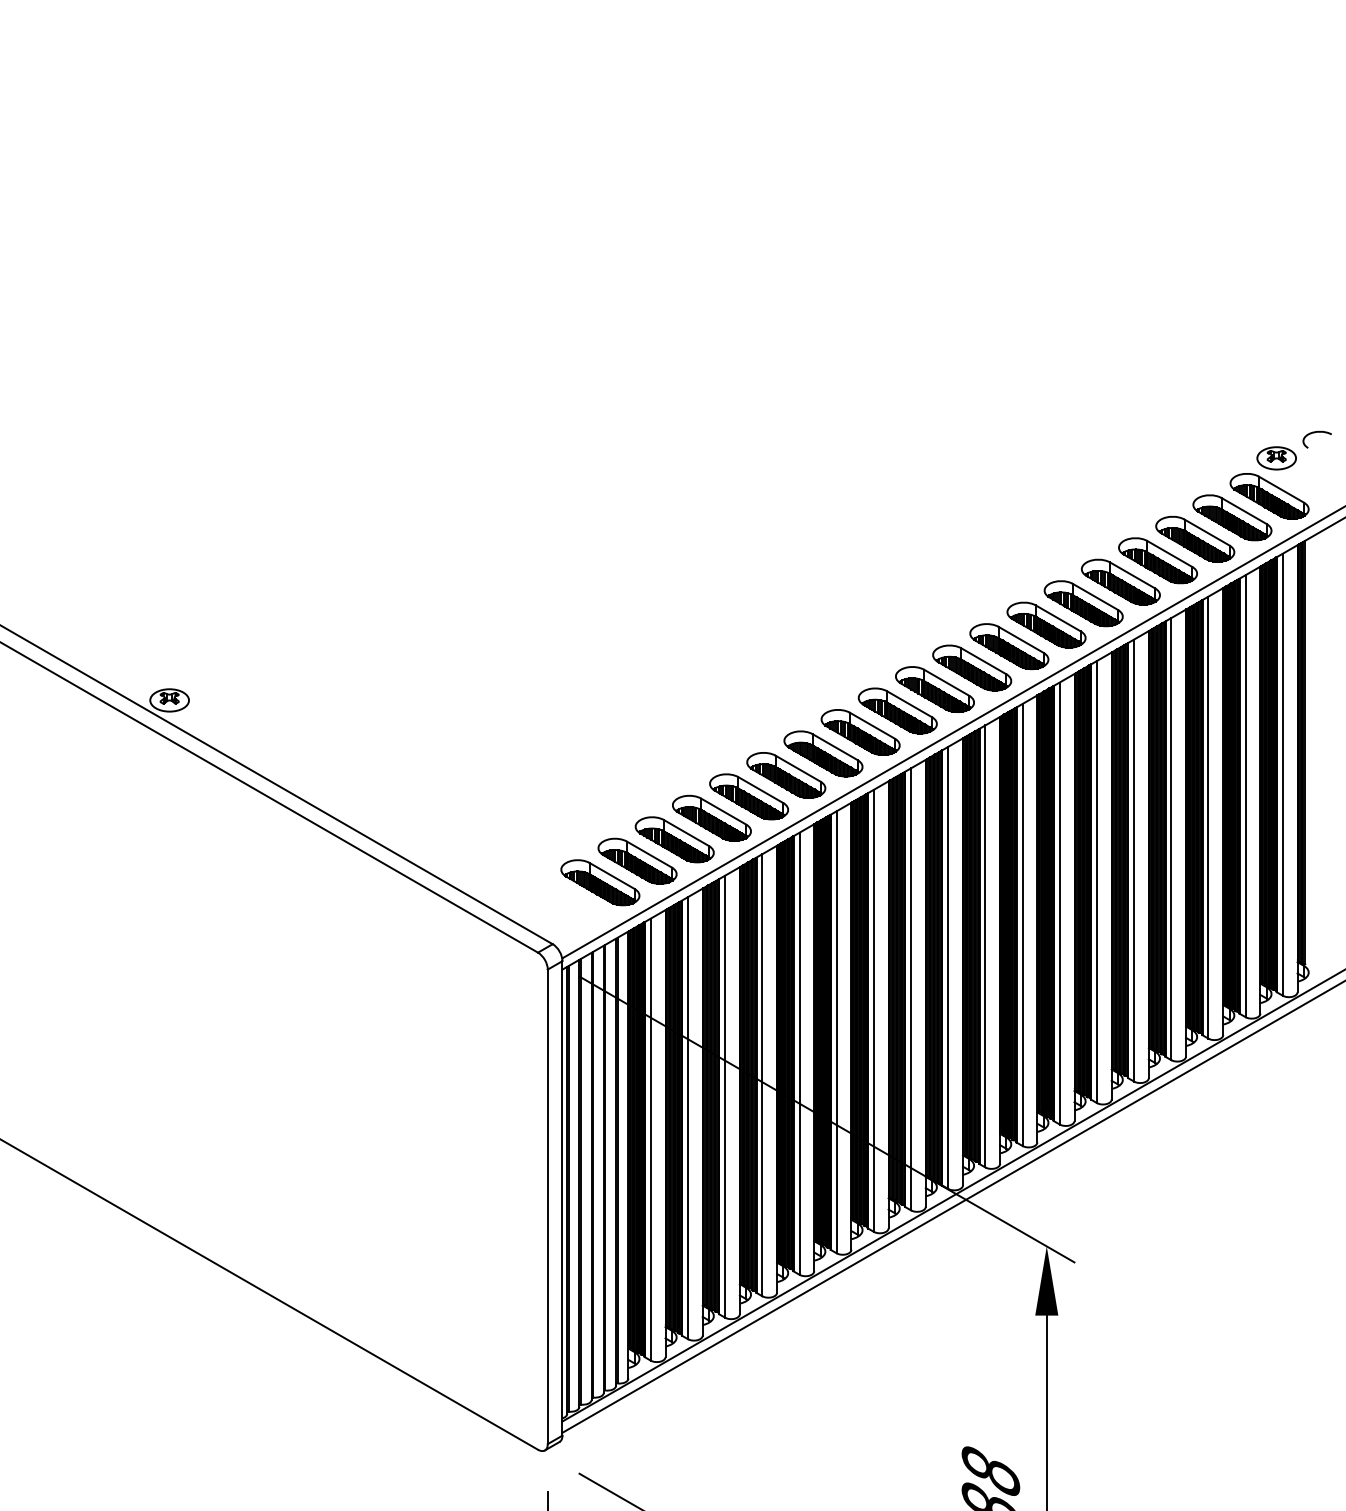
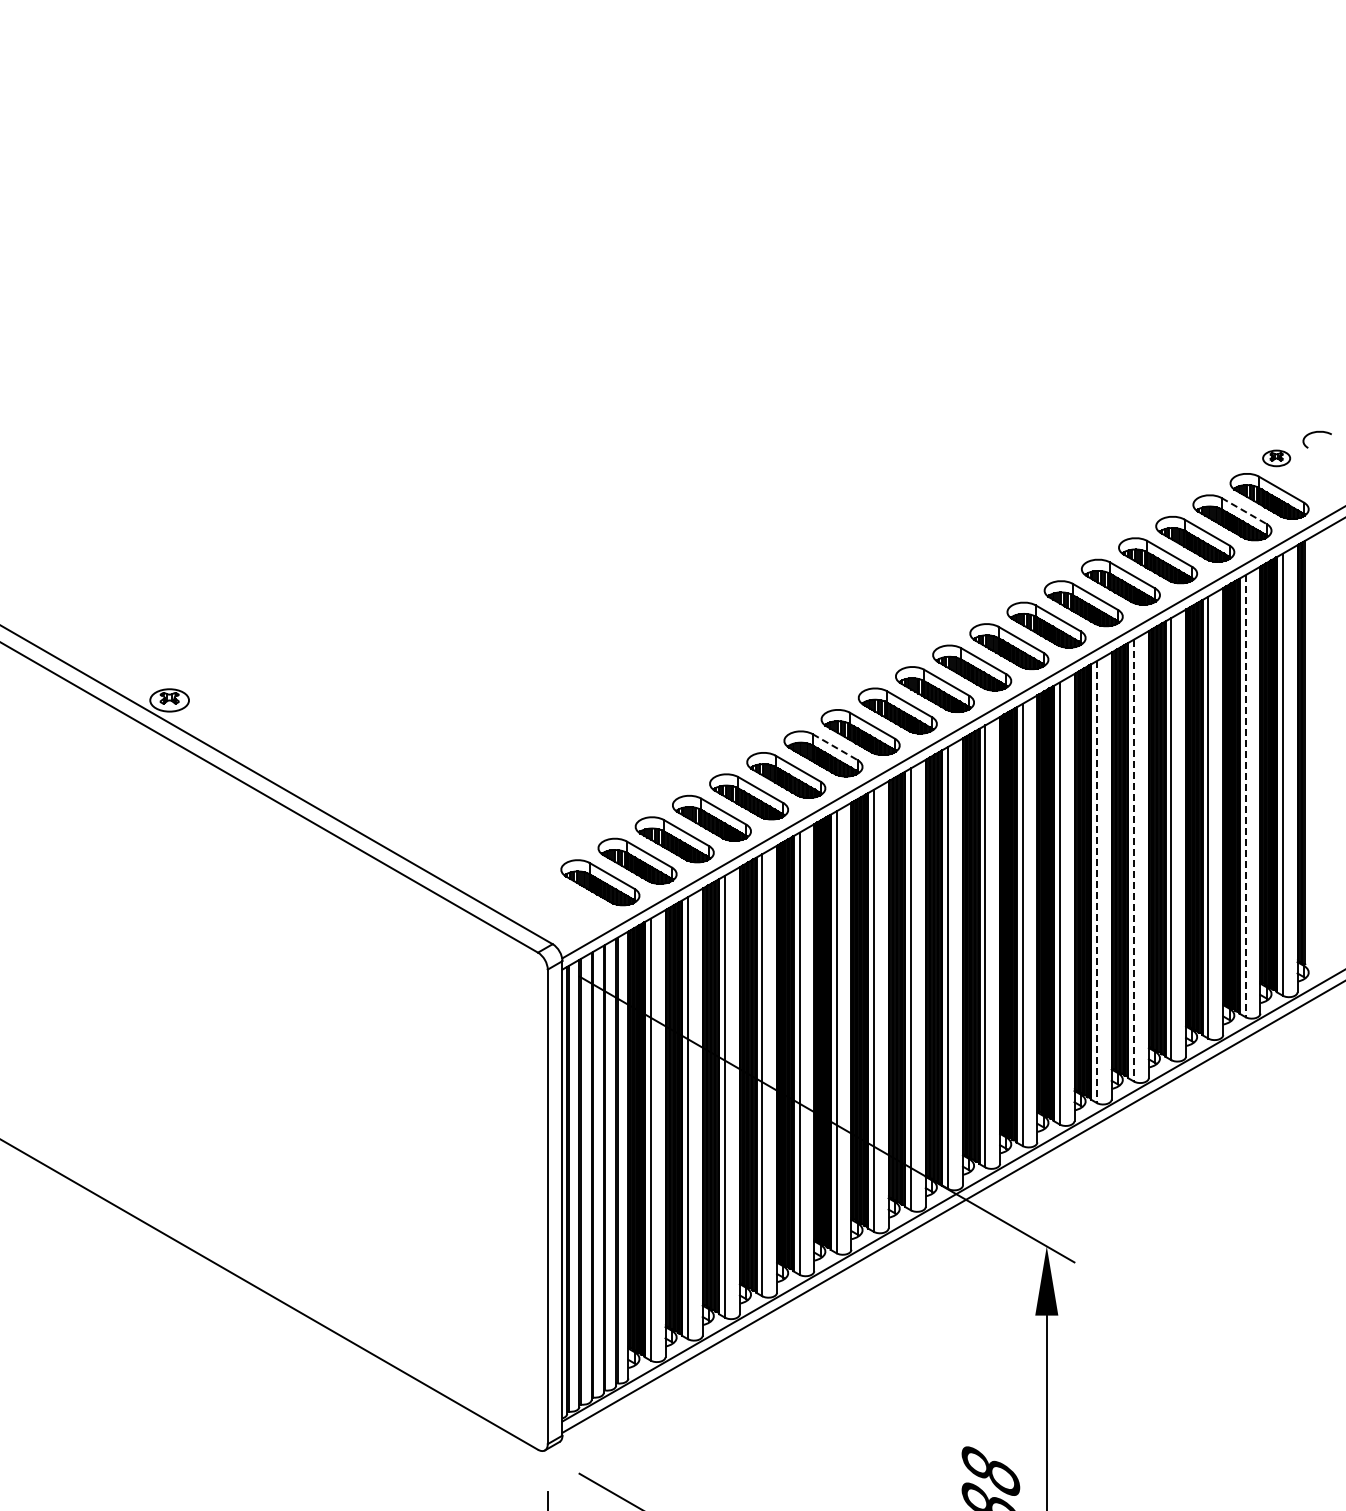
part size: 41x25 px -> 30x19 px (1276, 458)
line: solid -> dashed (1244, 511)
line: solid -> dashed (835, 747)
line: solid -> dashed (1245, 796)
line: solid -> dashed (1134, 861)
line: solid -> dashed (1096, 882)
